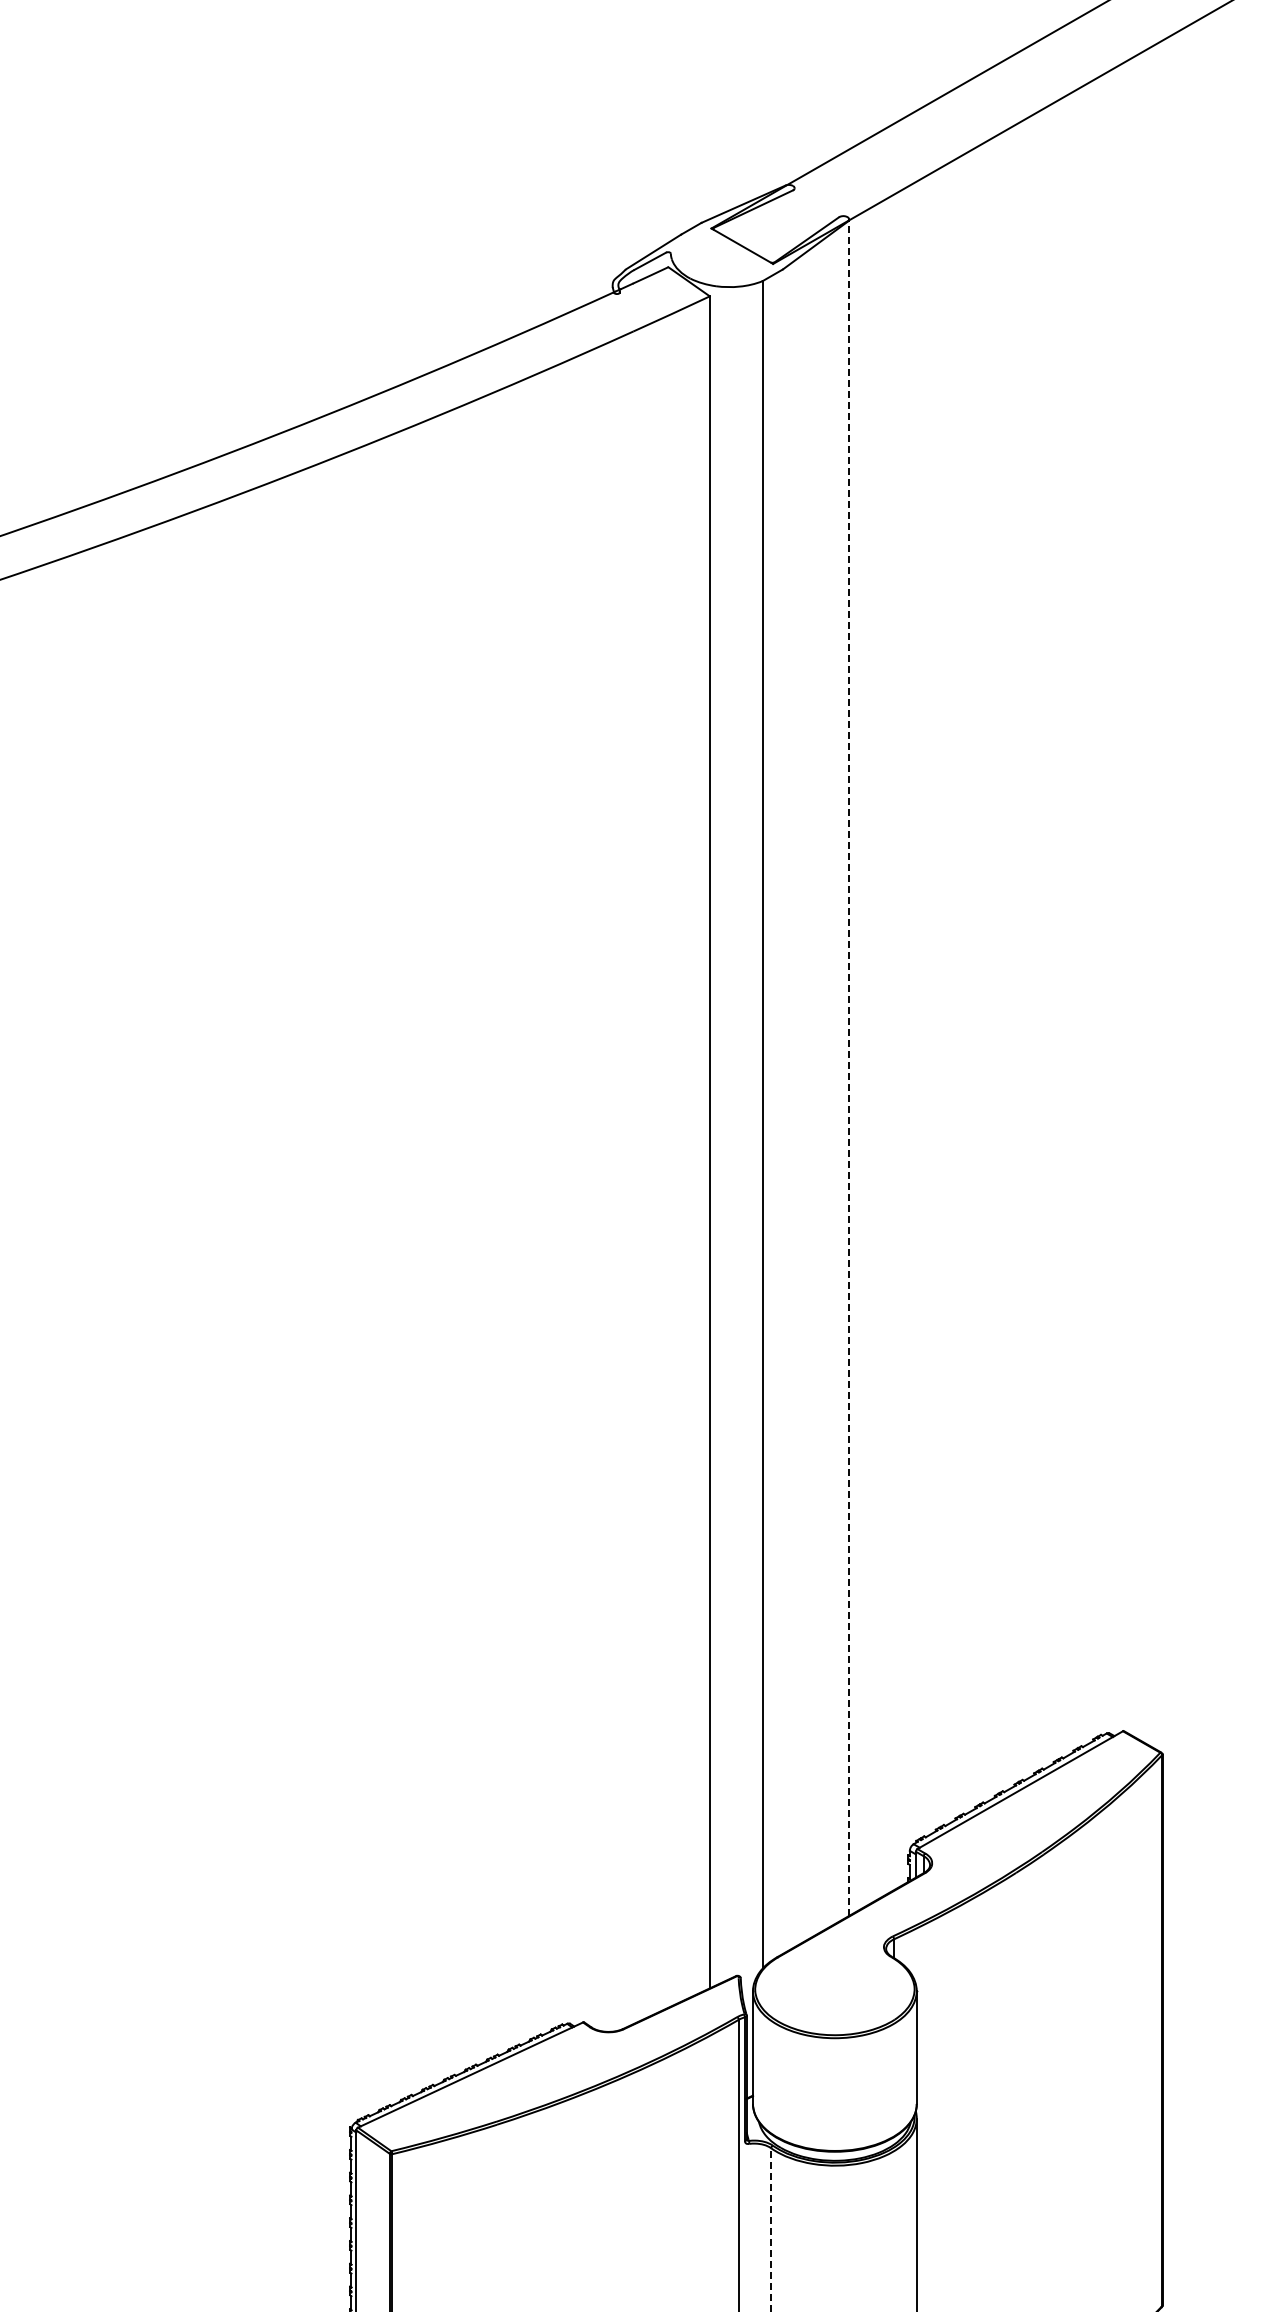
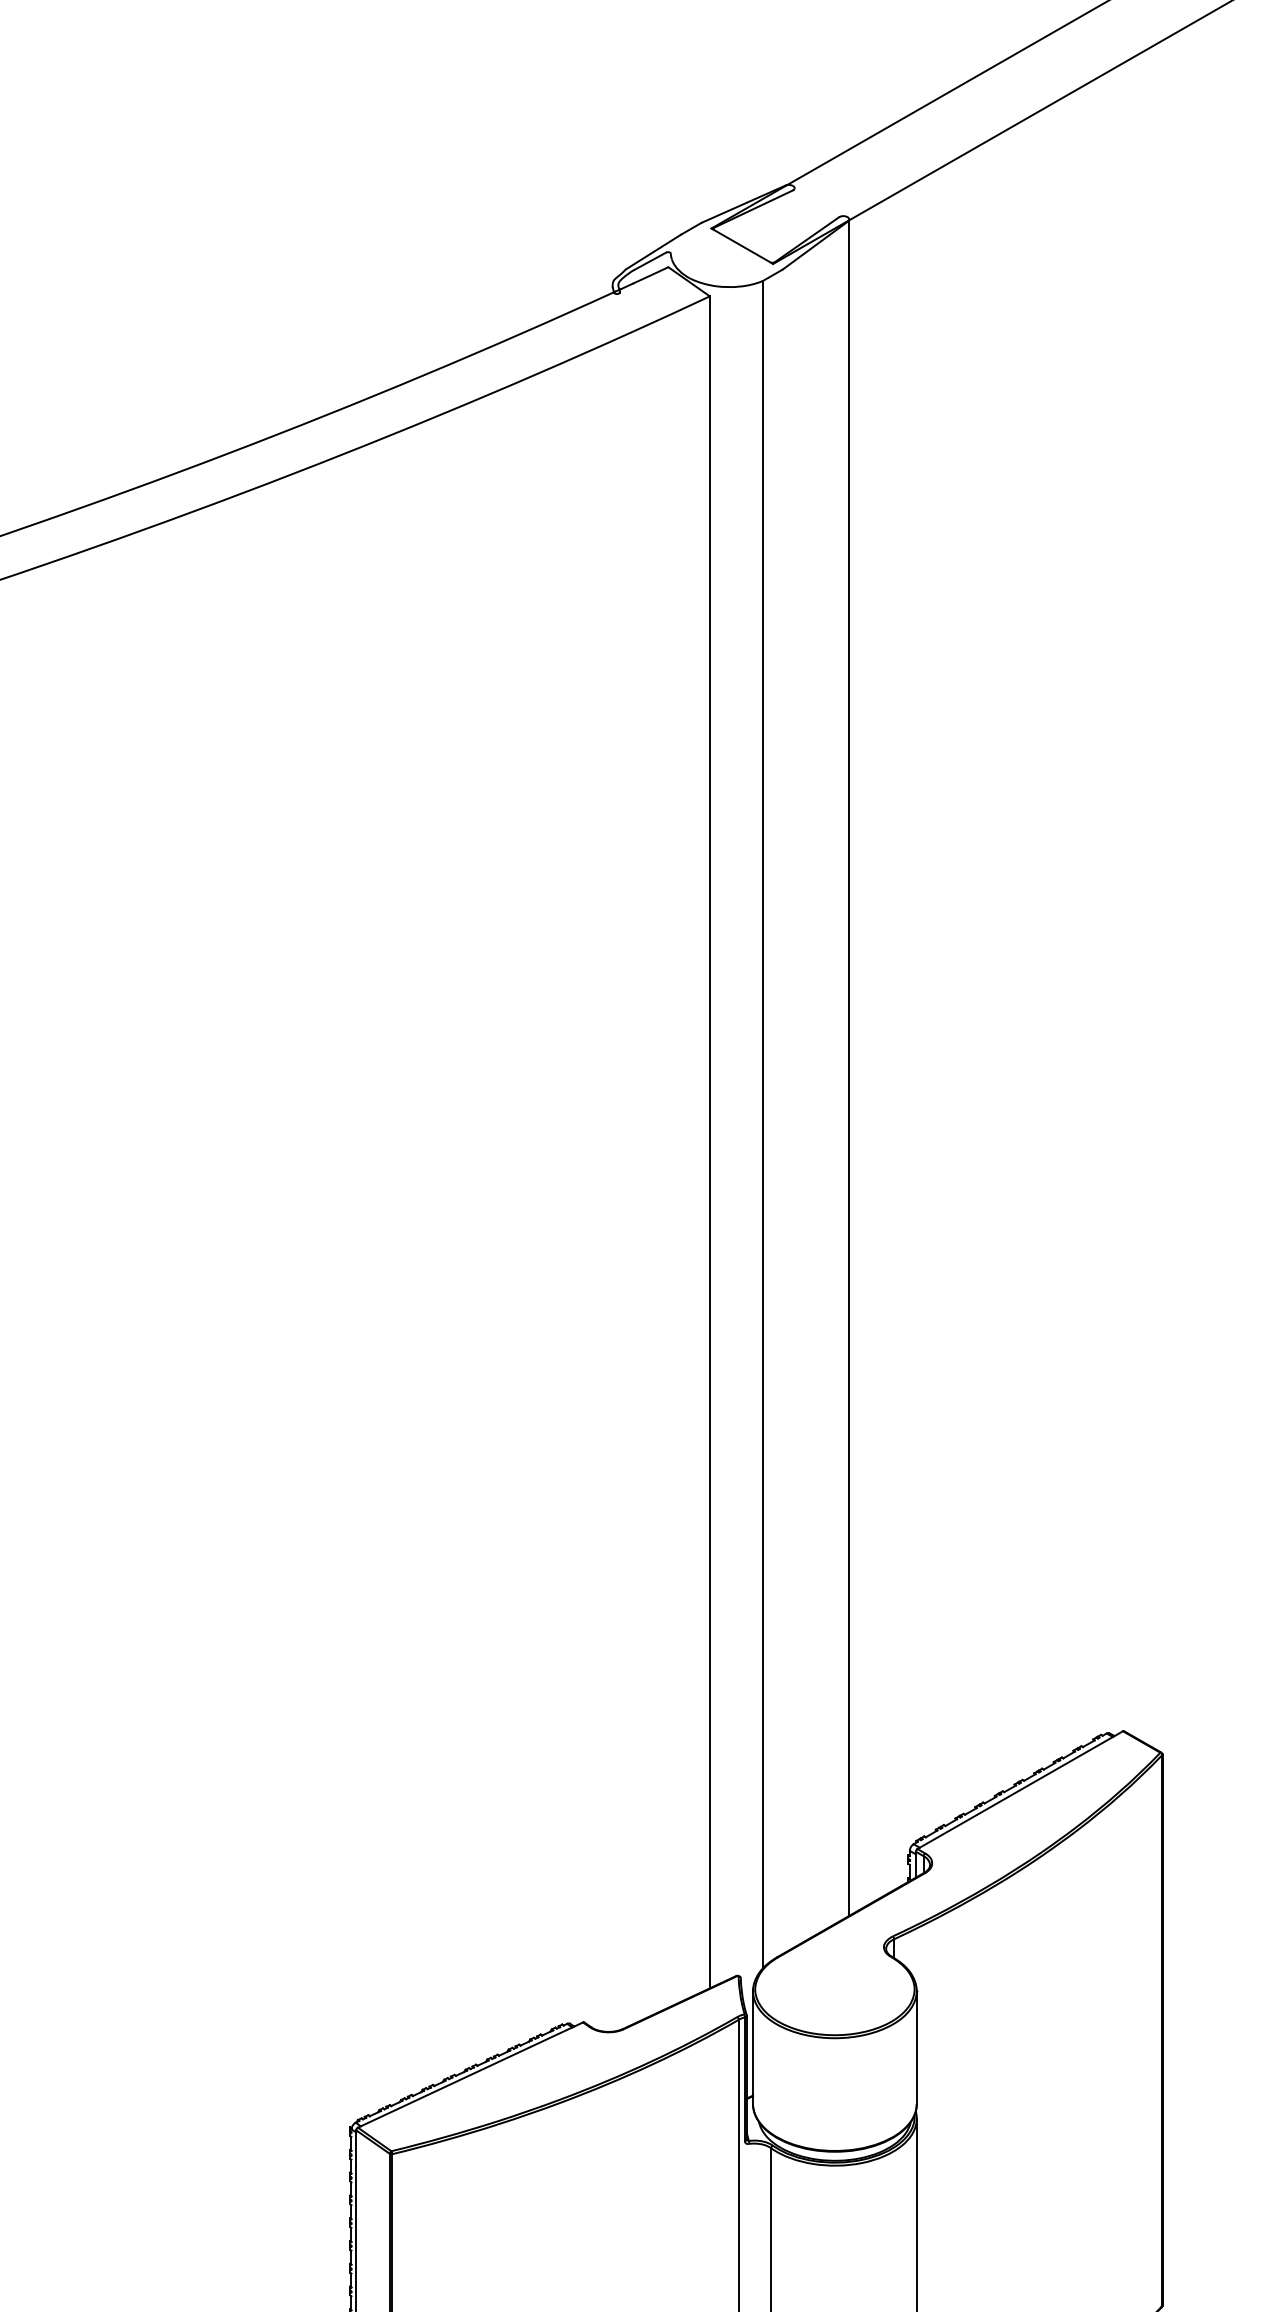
line: dashed -> solid (849, 1067)
line: dashed -> solid (771, 2230)
